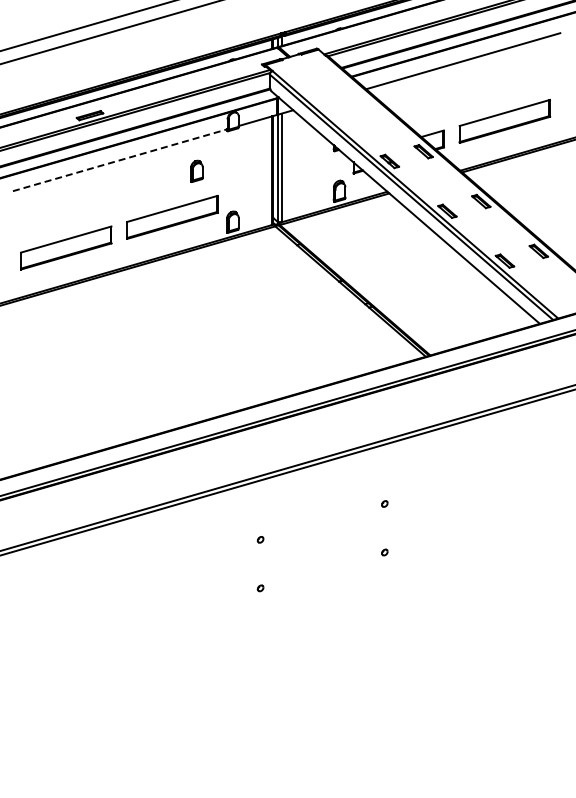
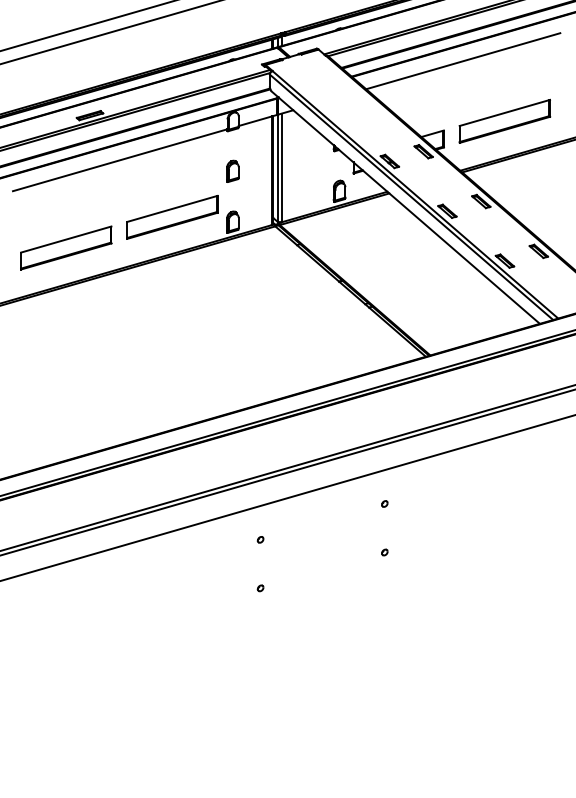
line: dashed -> solid (120, 160)
part position: (196, 170) -> (232, 170) (232, 170)
line: none -> present (287, 497)
